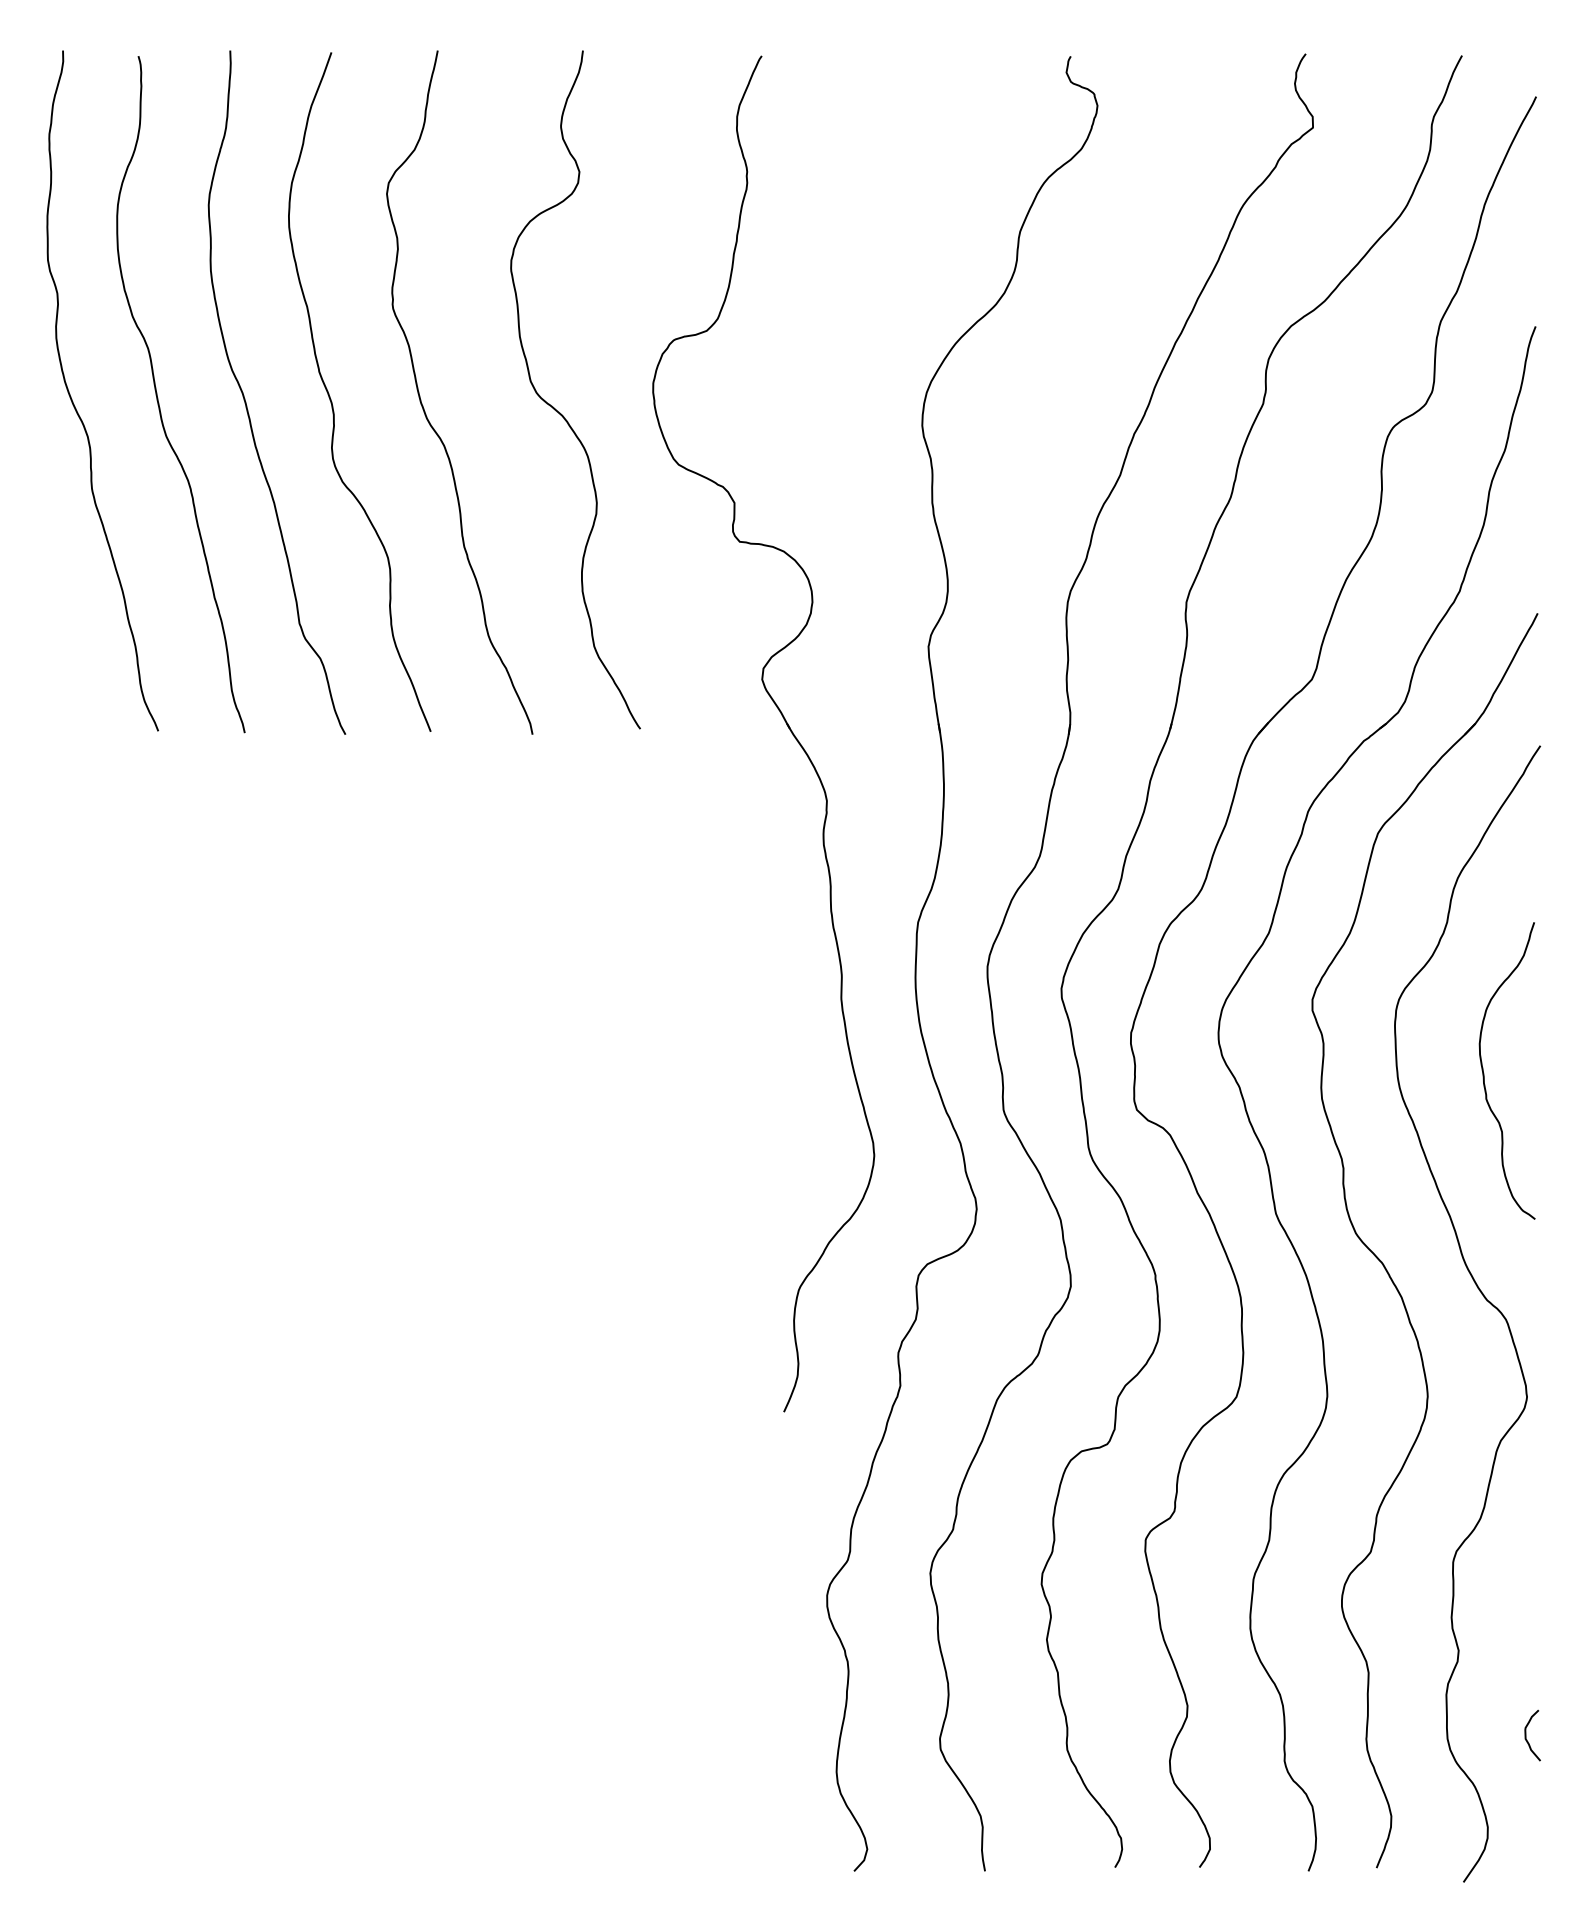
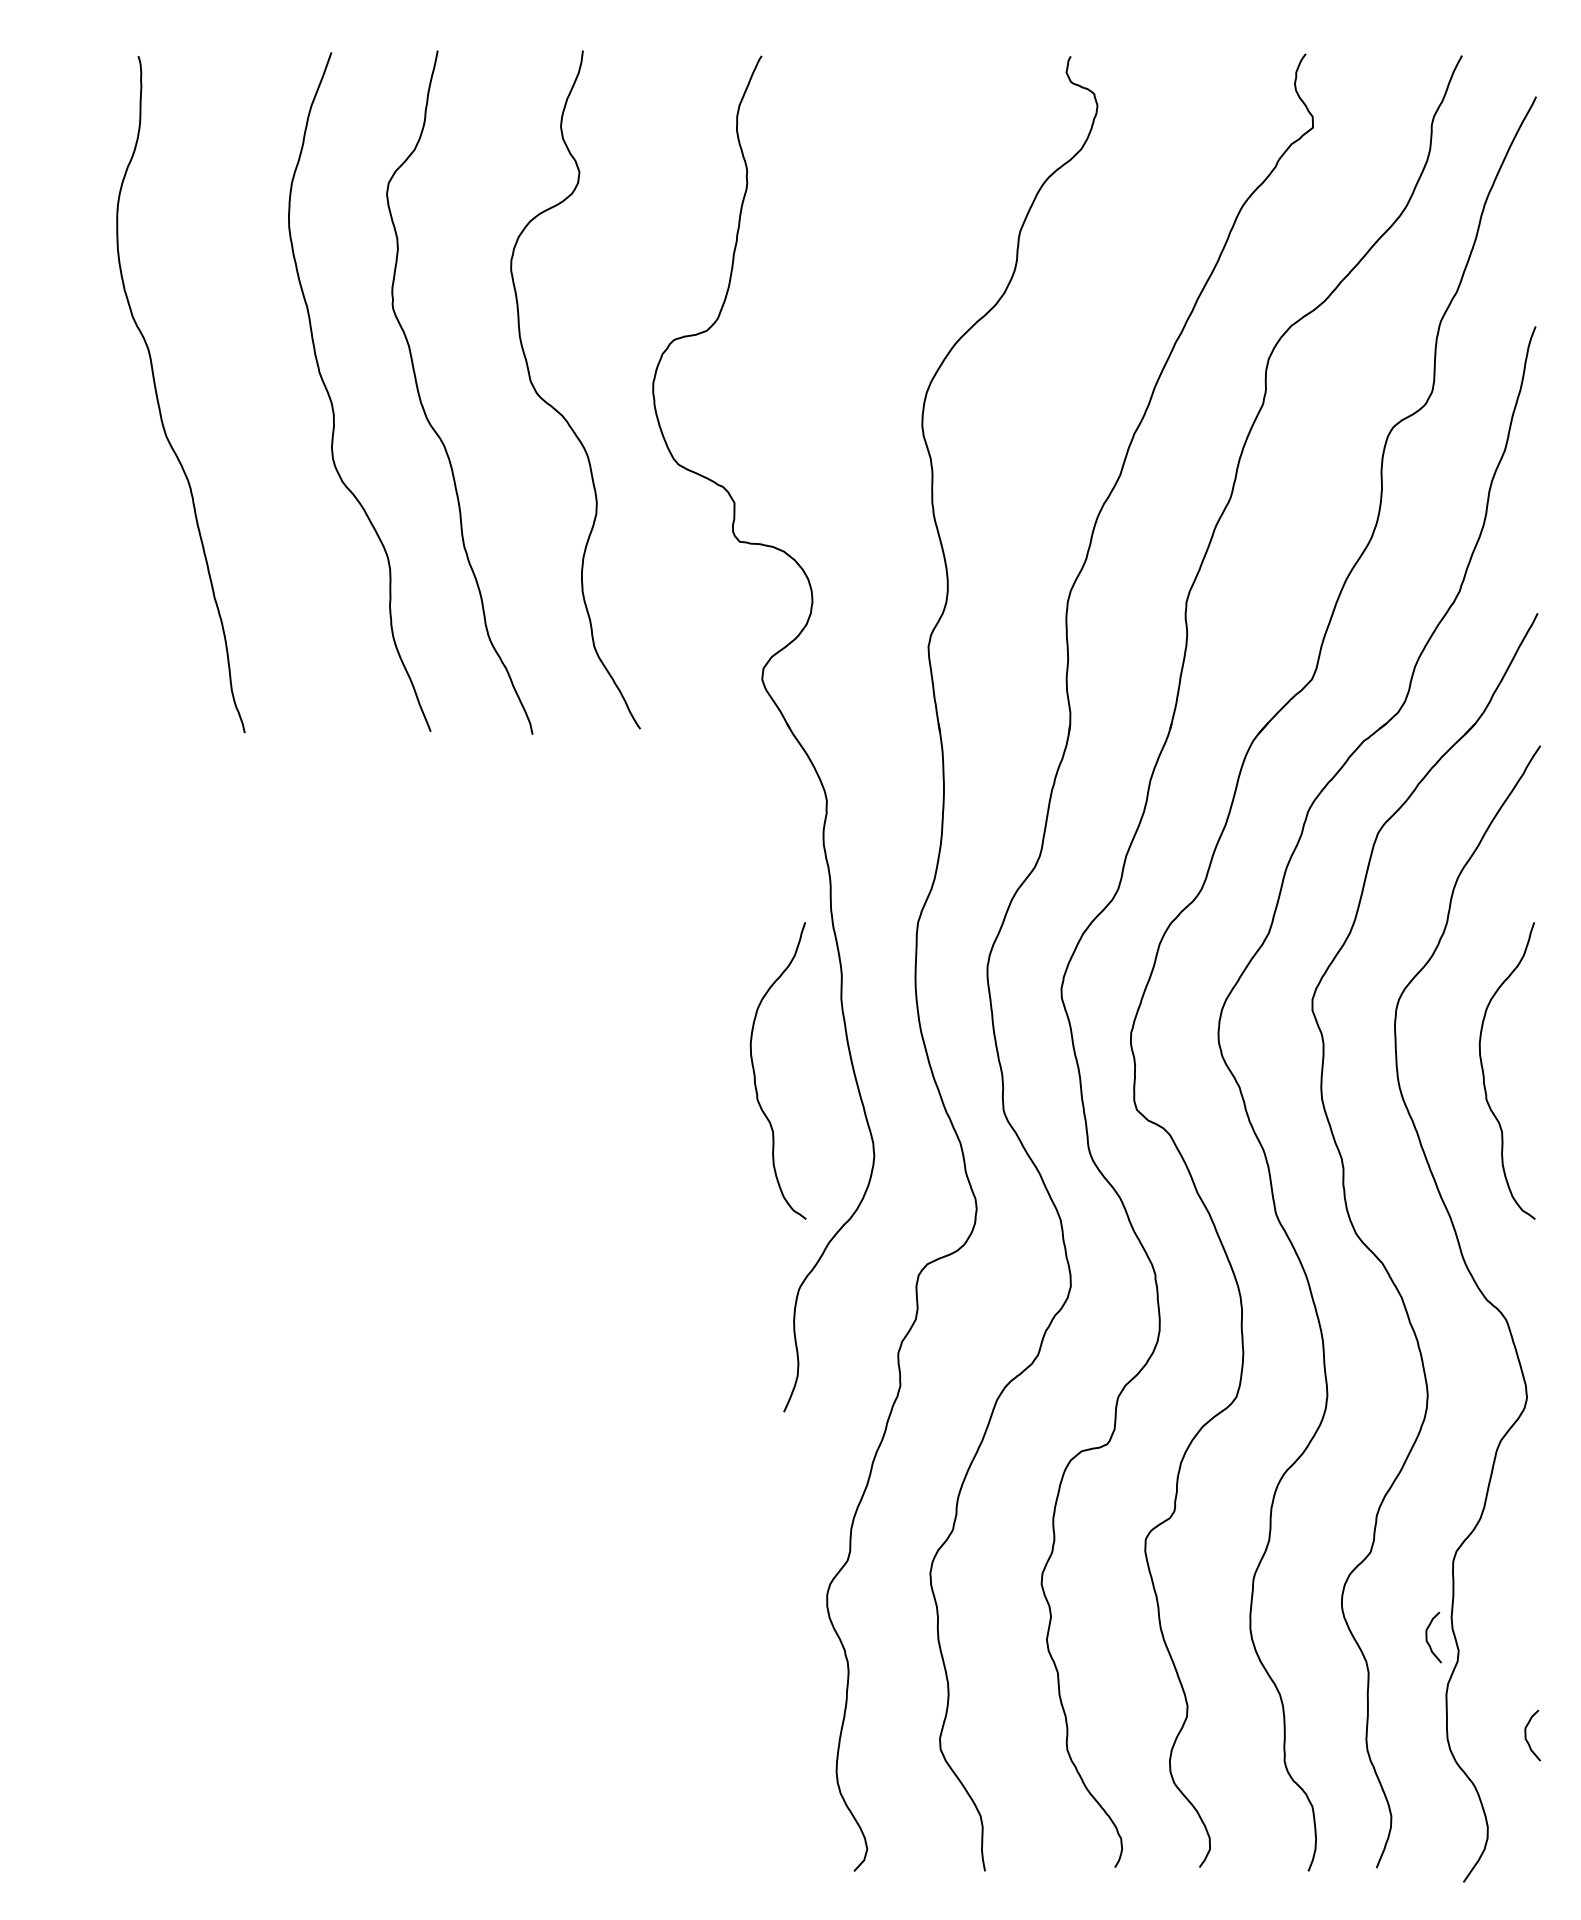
curve: present -> none (73, 401)
curve: present -> none (246, 401)
curve: none -> present (755, 1073)
curve: none -> present (1427, 1637)
